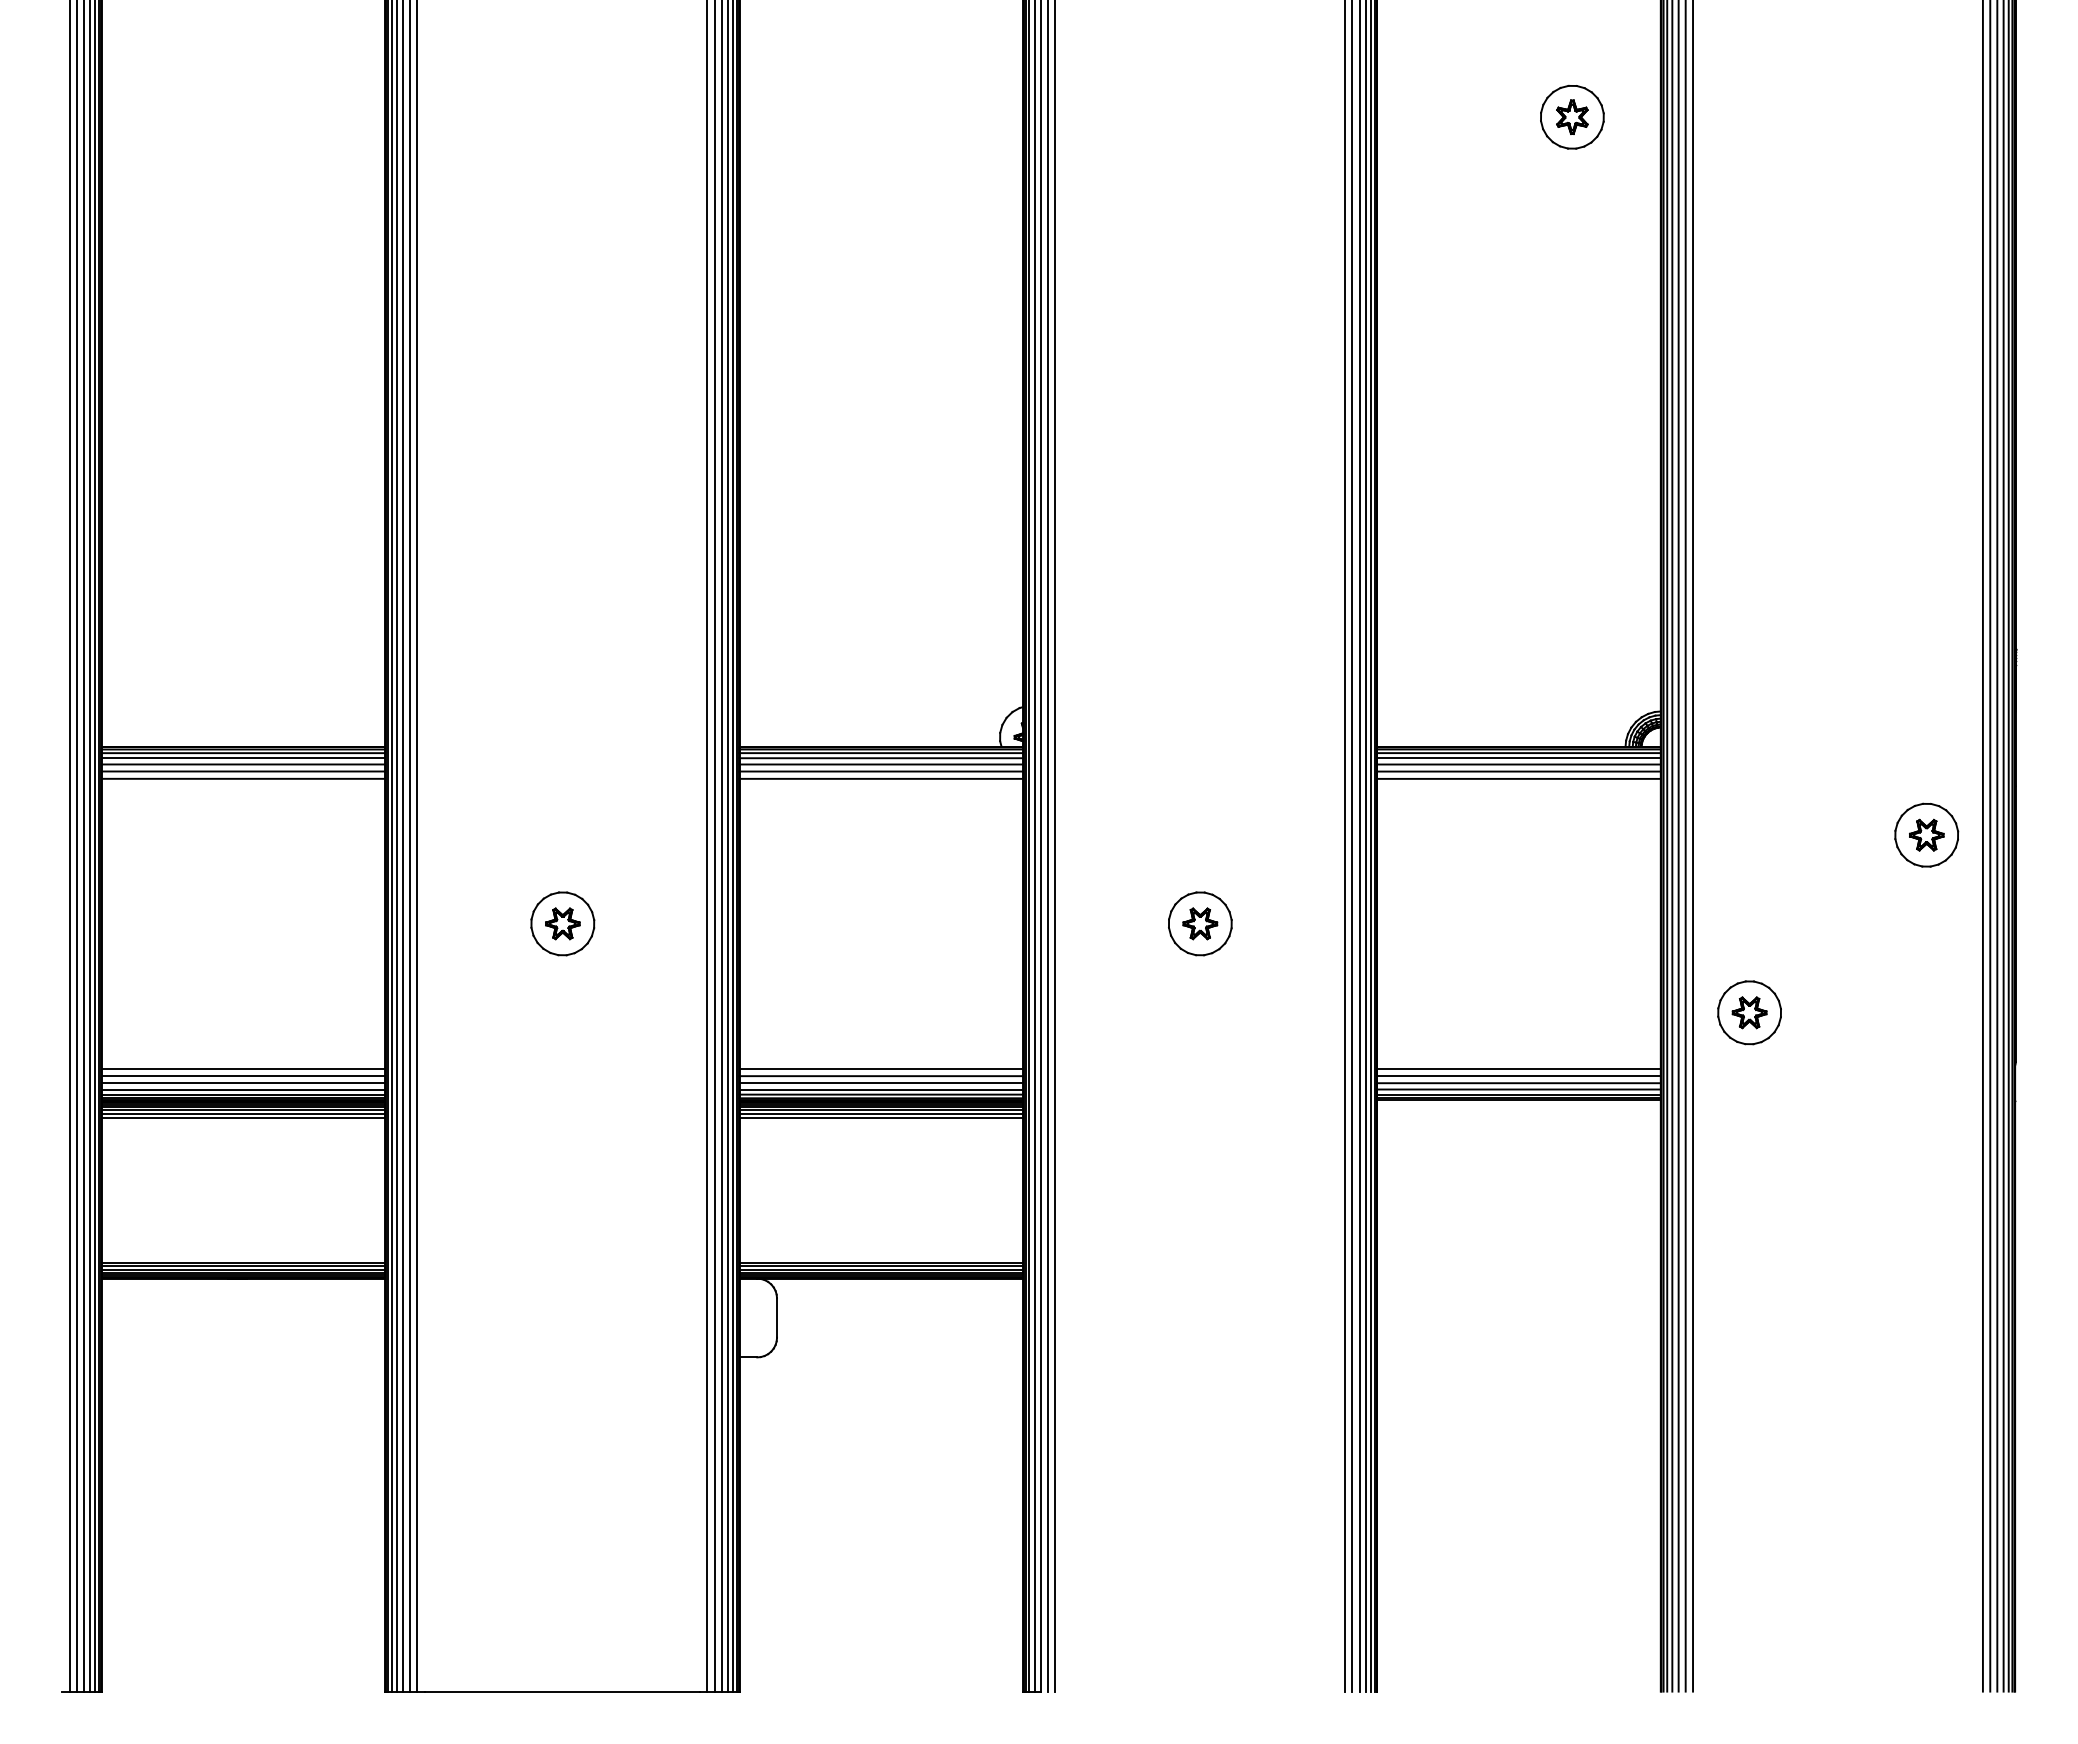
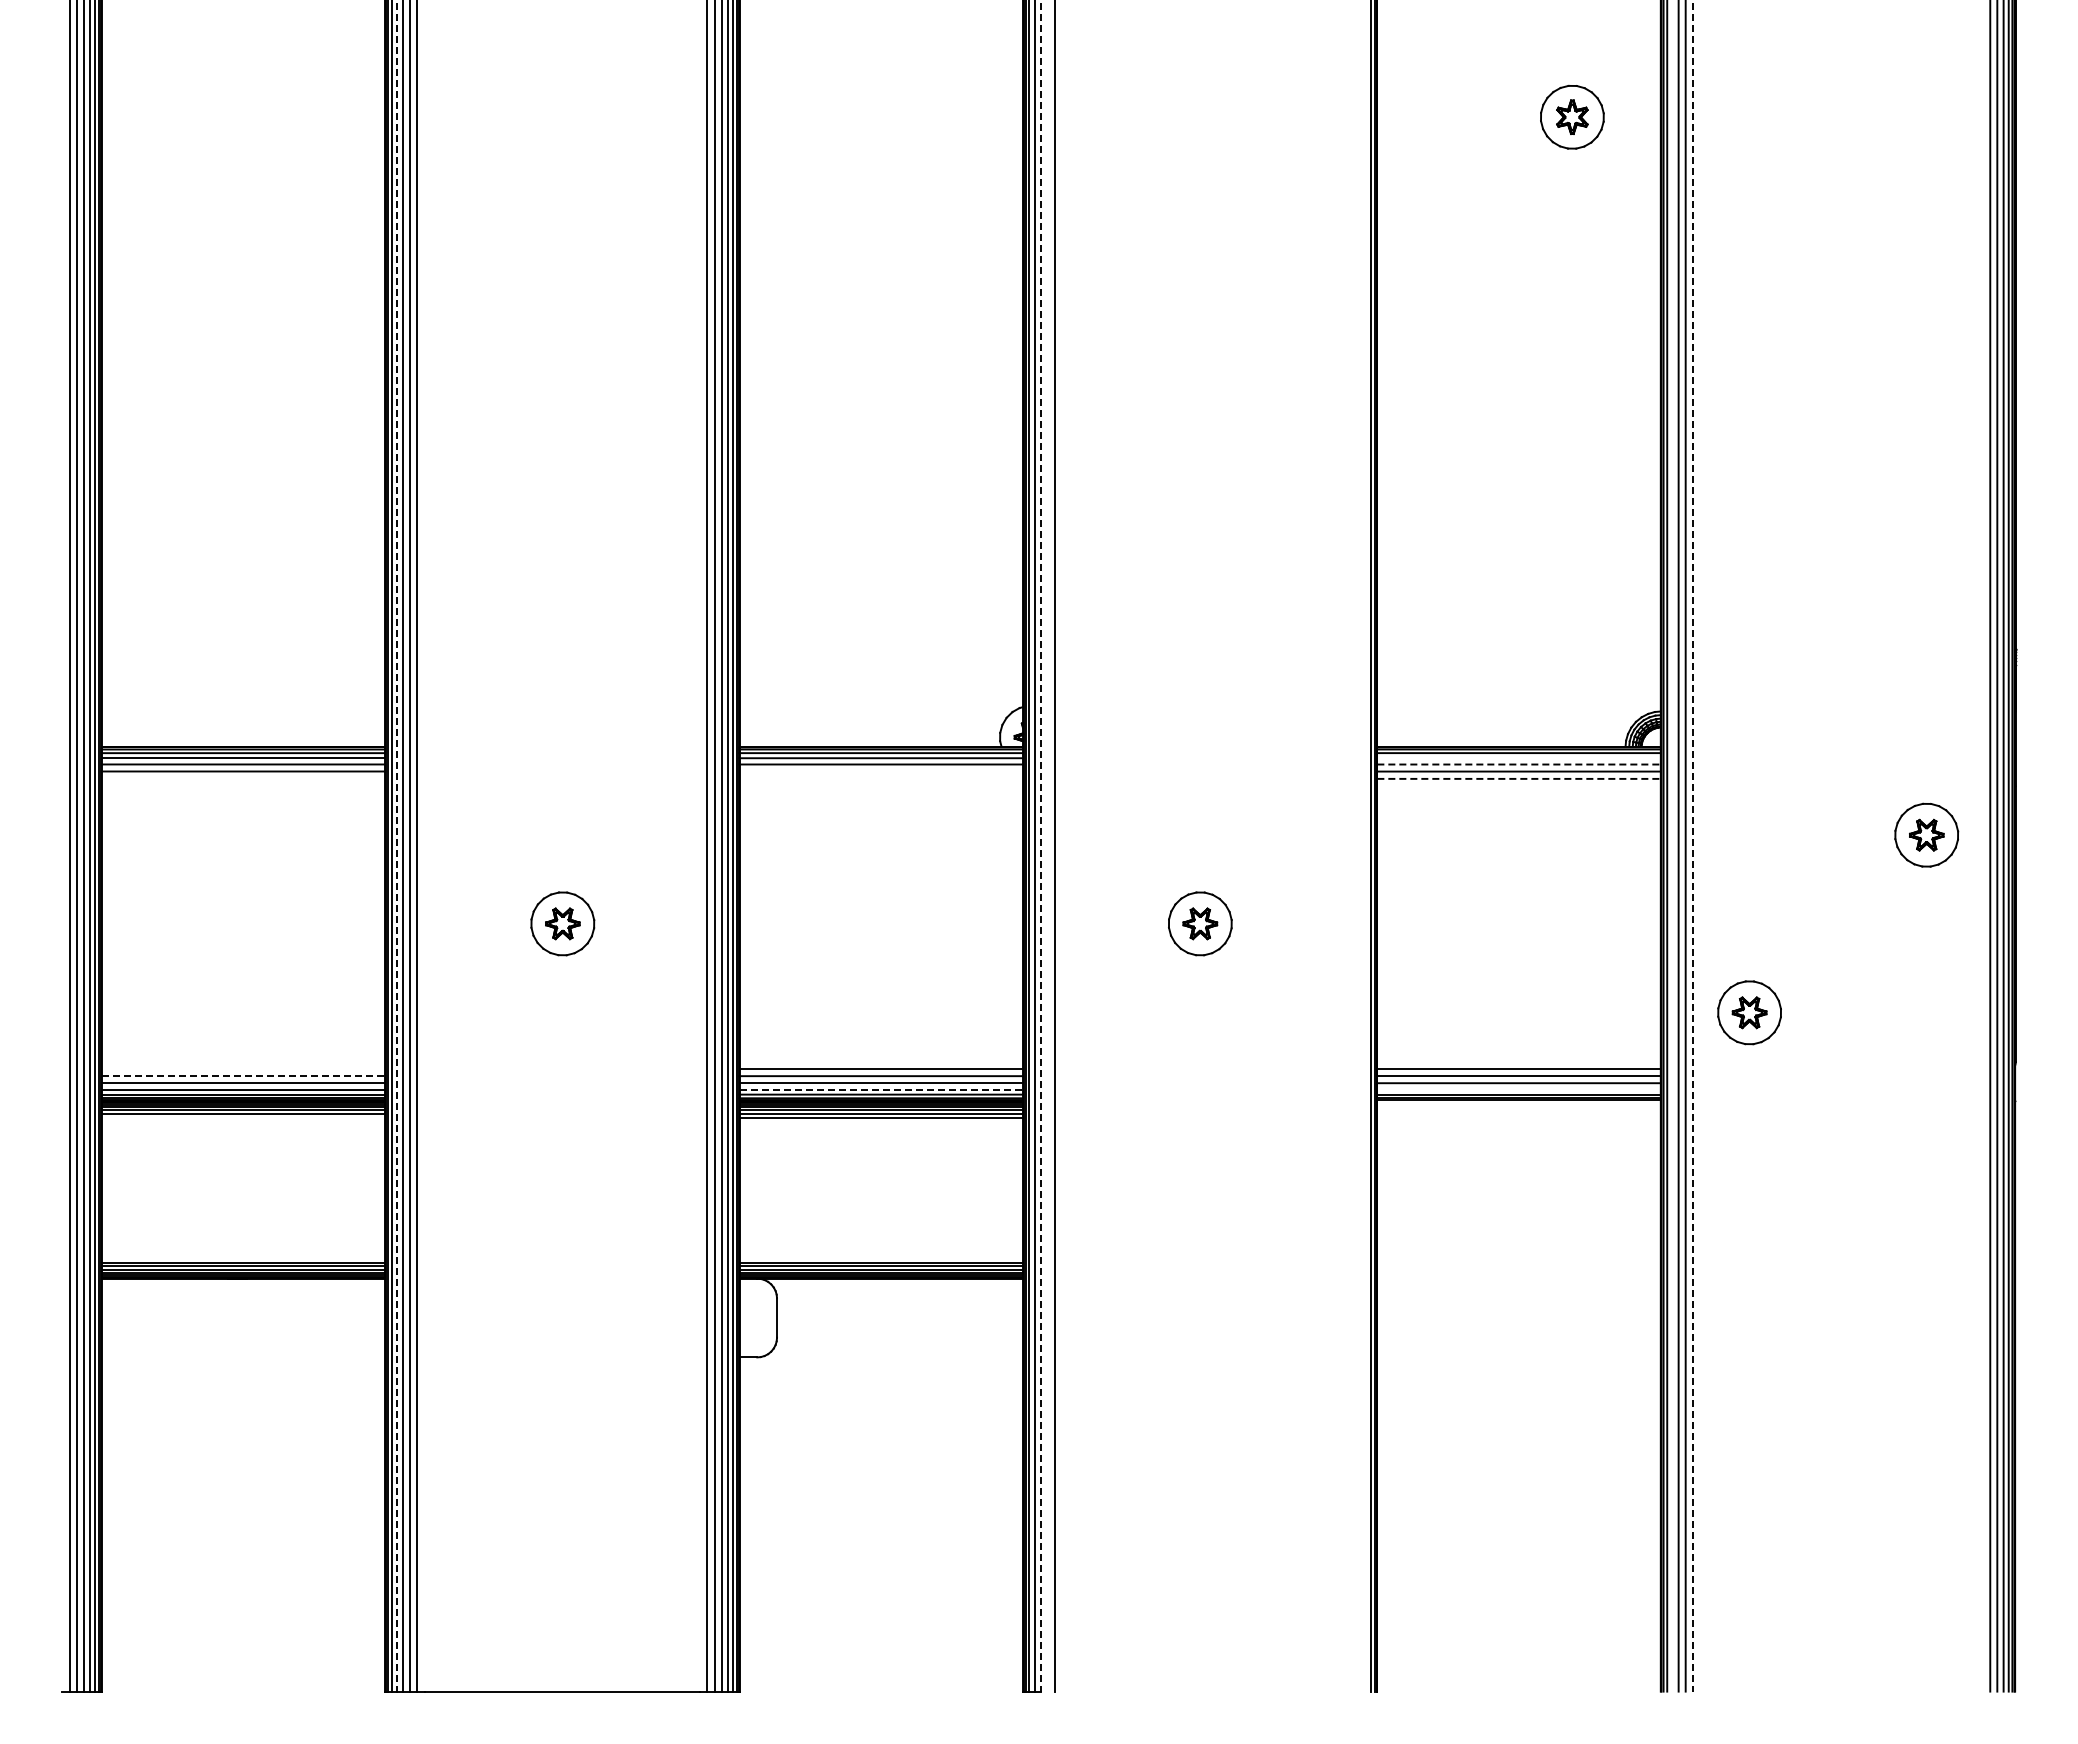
line: present -> none (1518, 758)
line: solid -> dashed (1519, 764)
line: present -> none (880, 771)
line: present -> none (243, 778)
line: present -> none (880, 778)
line: solid -> dashed (1519, 778)
line: solid -> dashed (396, 846)
line: solid -> dashed (1040, 846)
line: present -> none (1047, 846)
line: present -> none (1345, 846)
line: present -> none (1352, 846)
line: present -> none (1359, 846)
line: present -> none (1365, 846)
line: present -> none (1672, 846)
line: solid -> dashed (1693, 846)
line: present -> none (1982, 846)
line: present -> none (243, 1068)
line: solid -> dashed (243, 1076)
line: solid -> dashed (881, 1089)
line: present -> none (1518, 1089)
line: present -> none (243, 1117)
